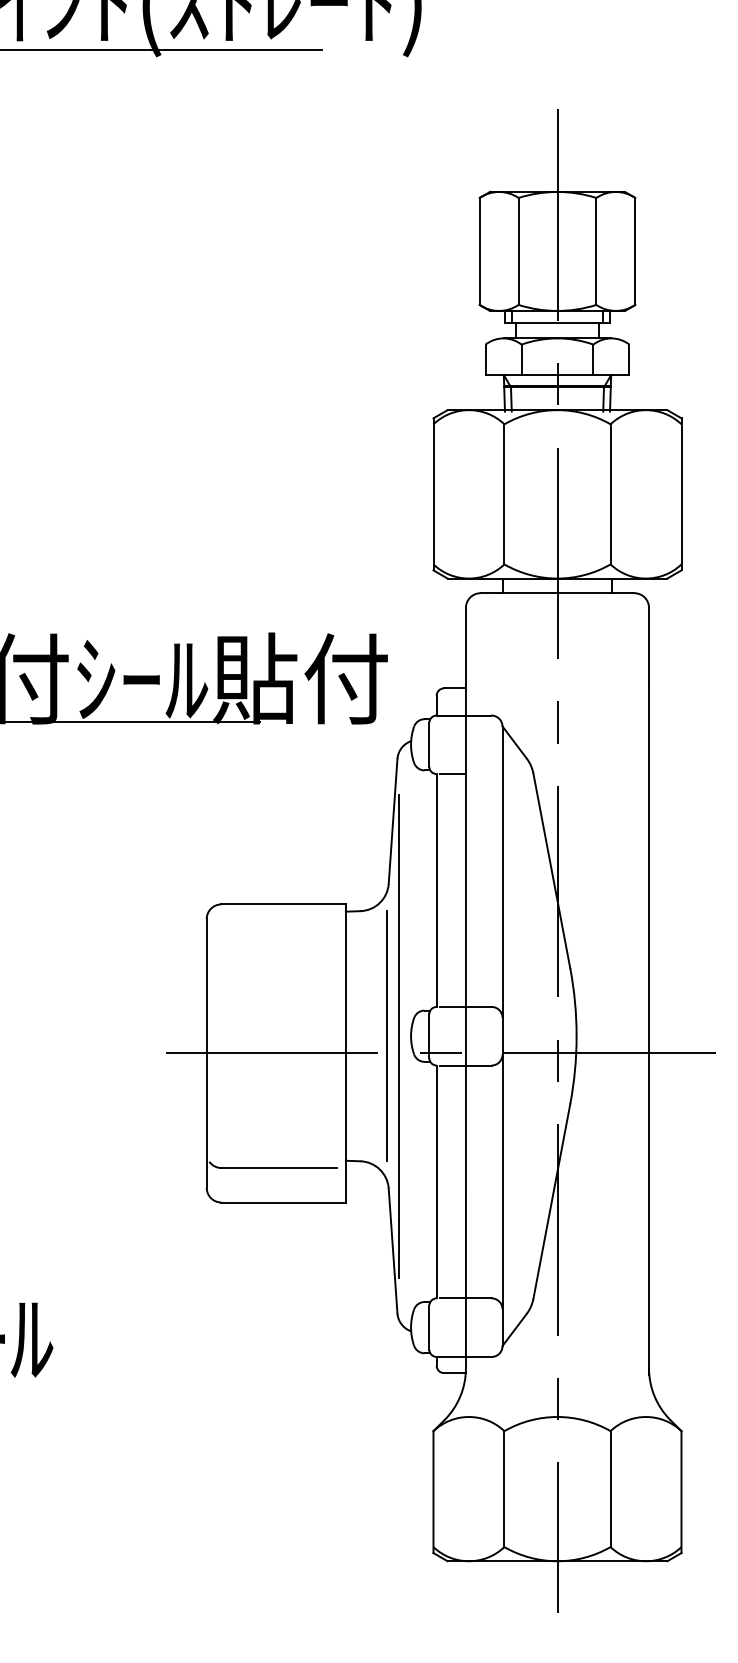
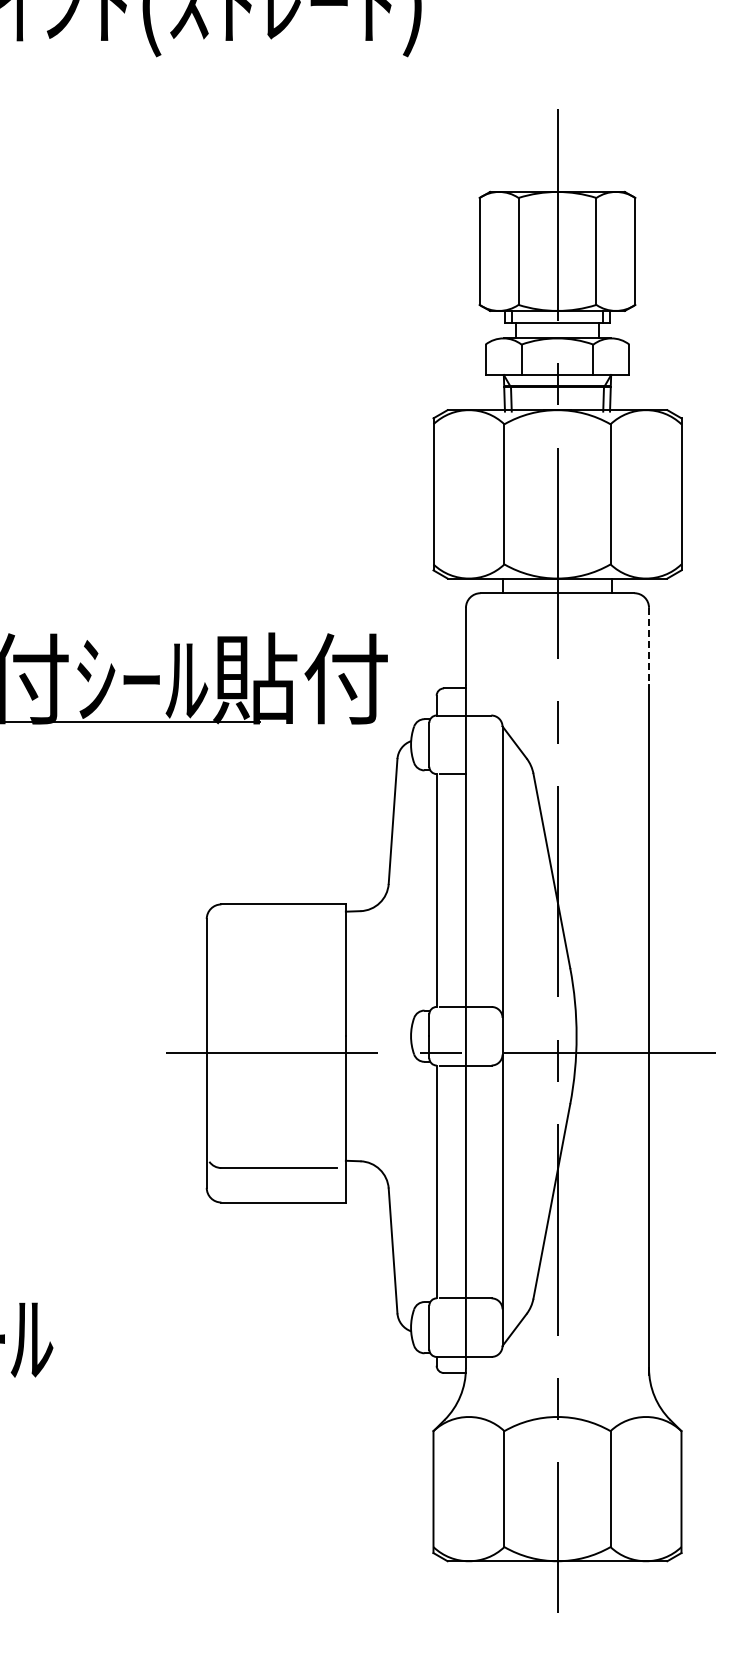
line: present -> none (162, 49)
line: solid -> dashed (649, 646)
line: present -> none (398, 1035)
line: present -> none (386, 1036)
